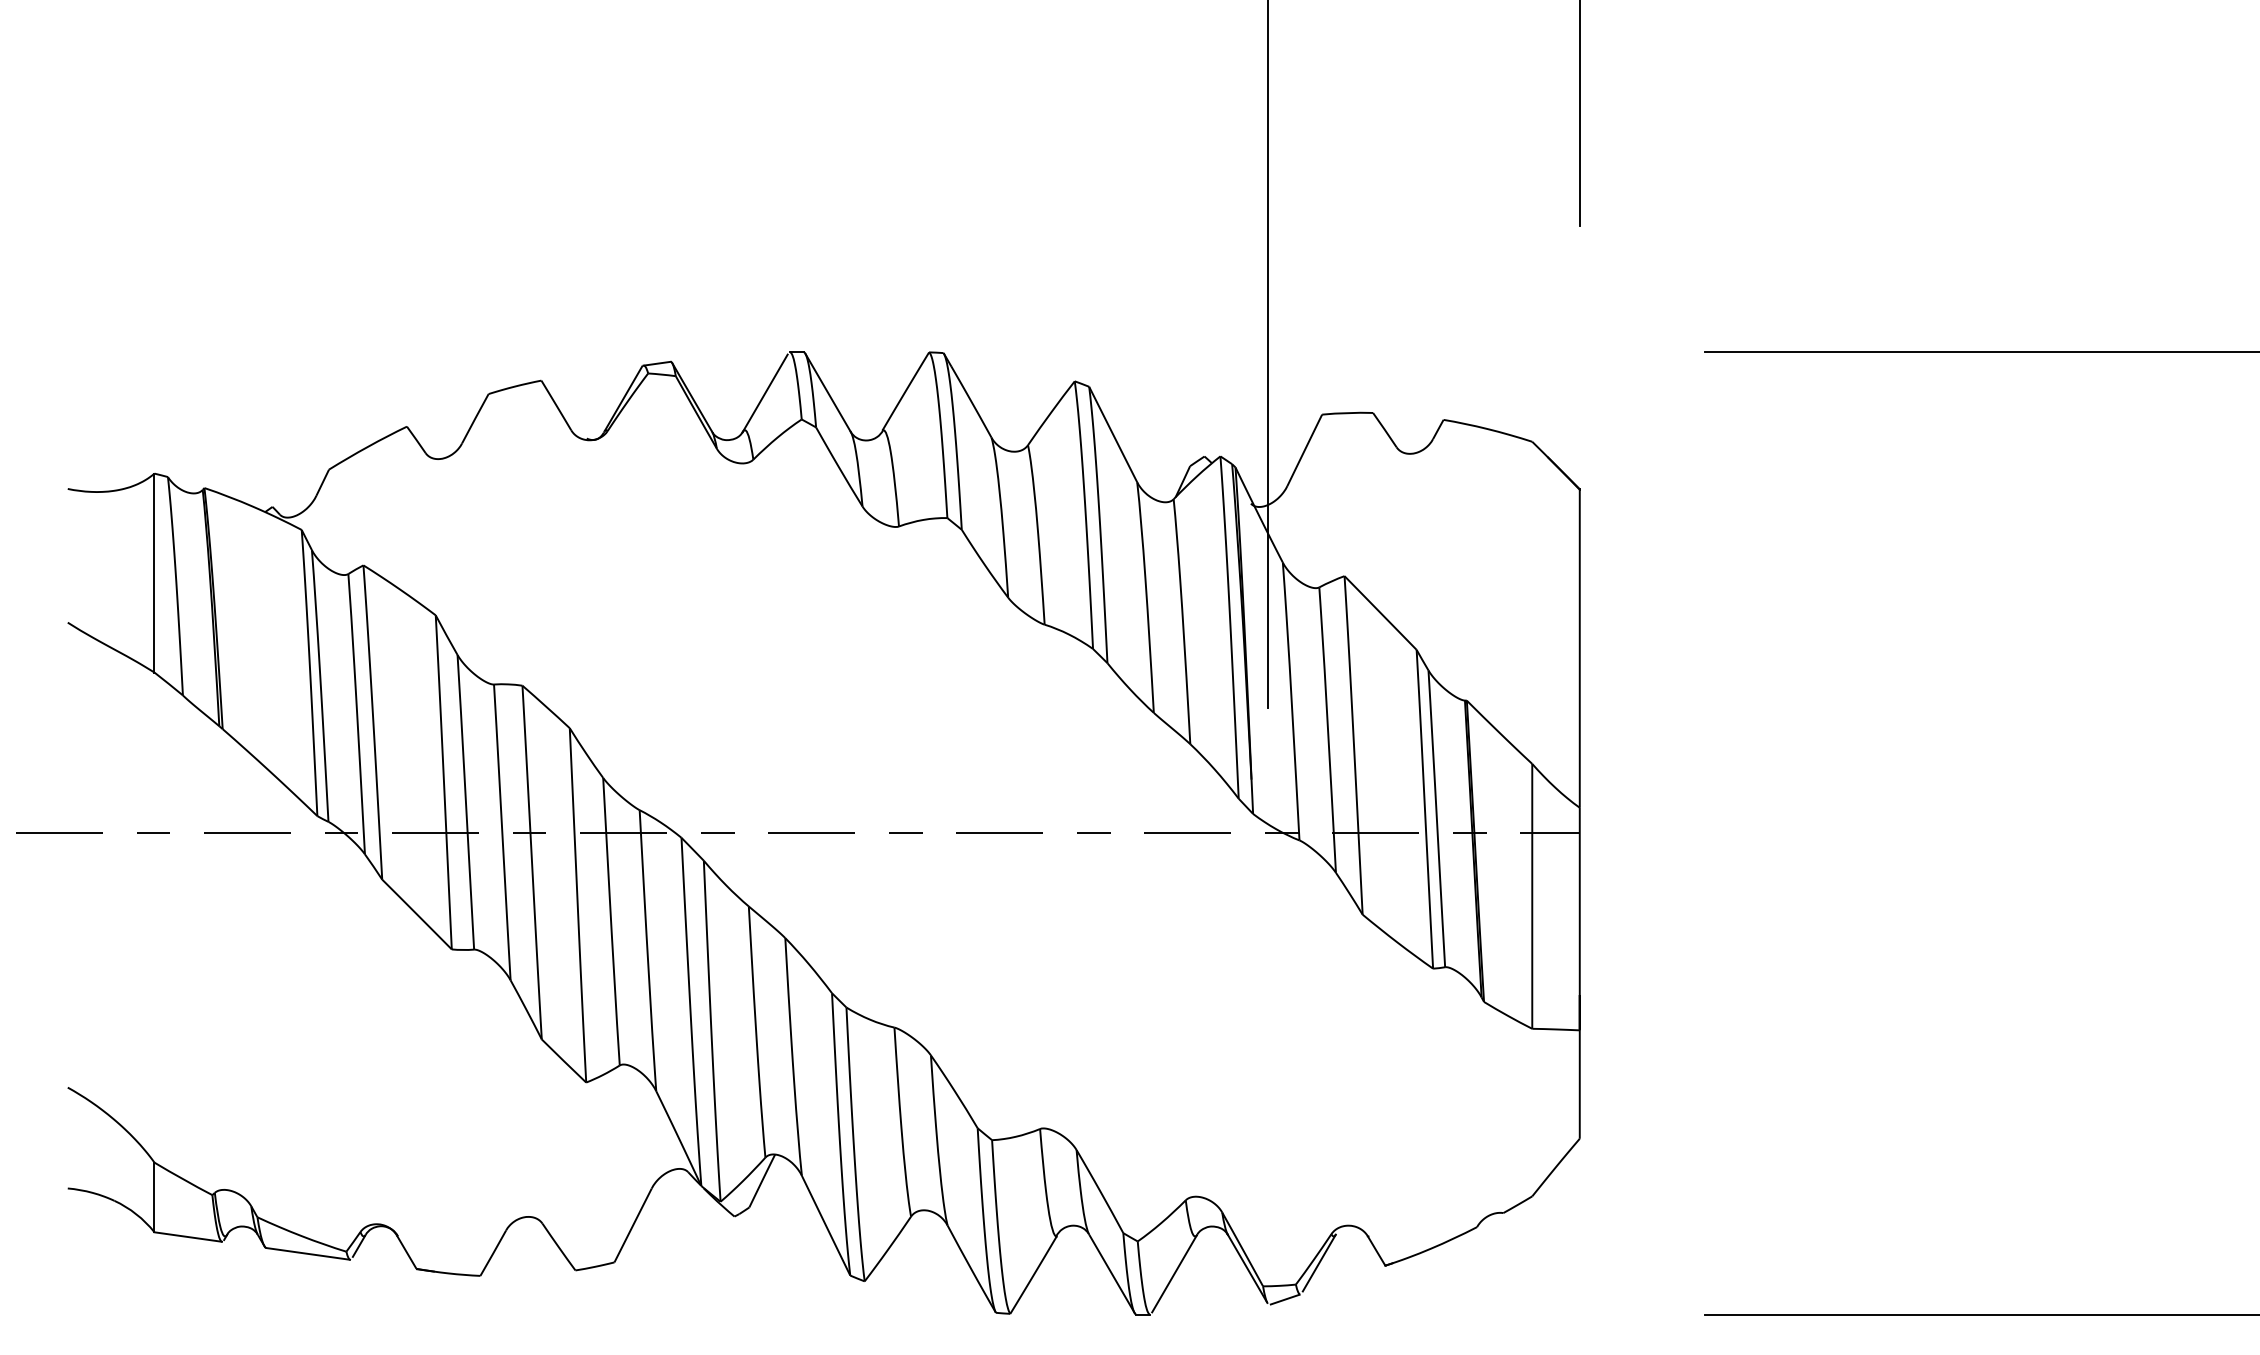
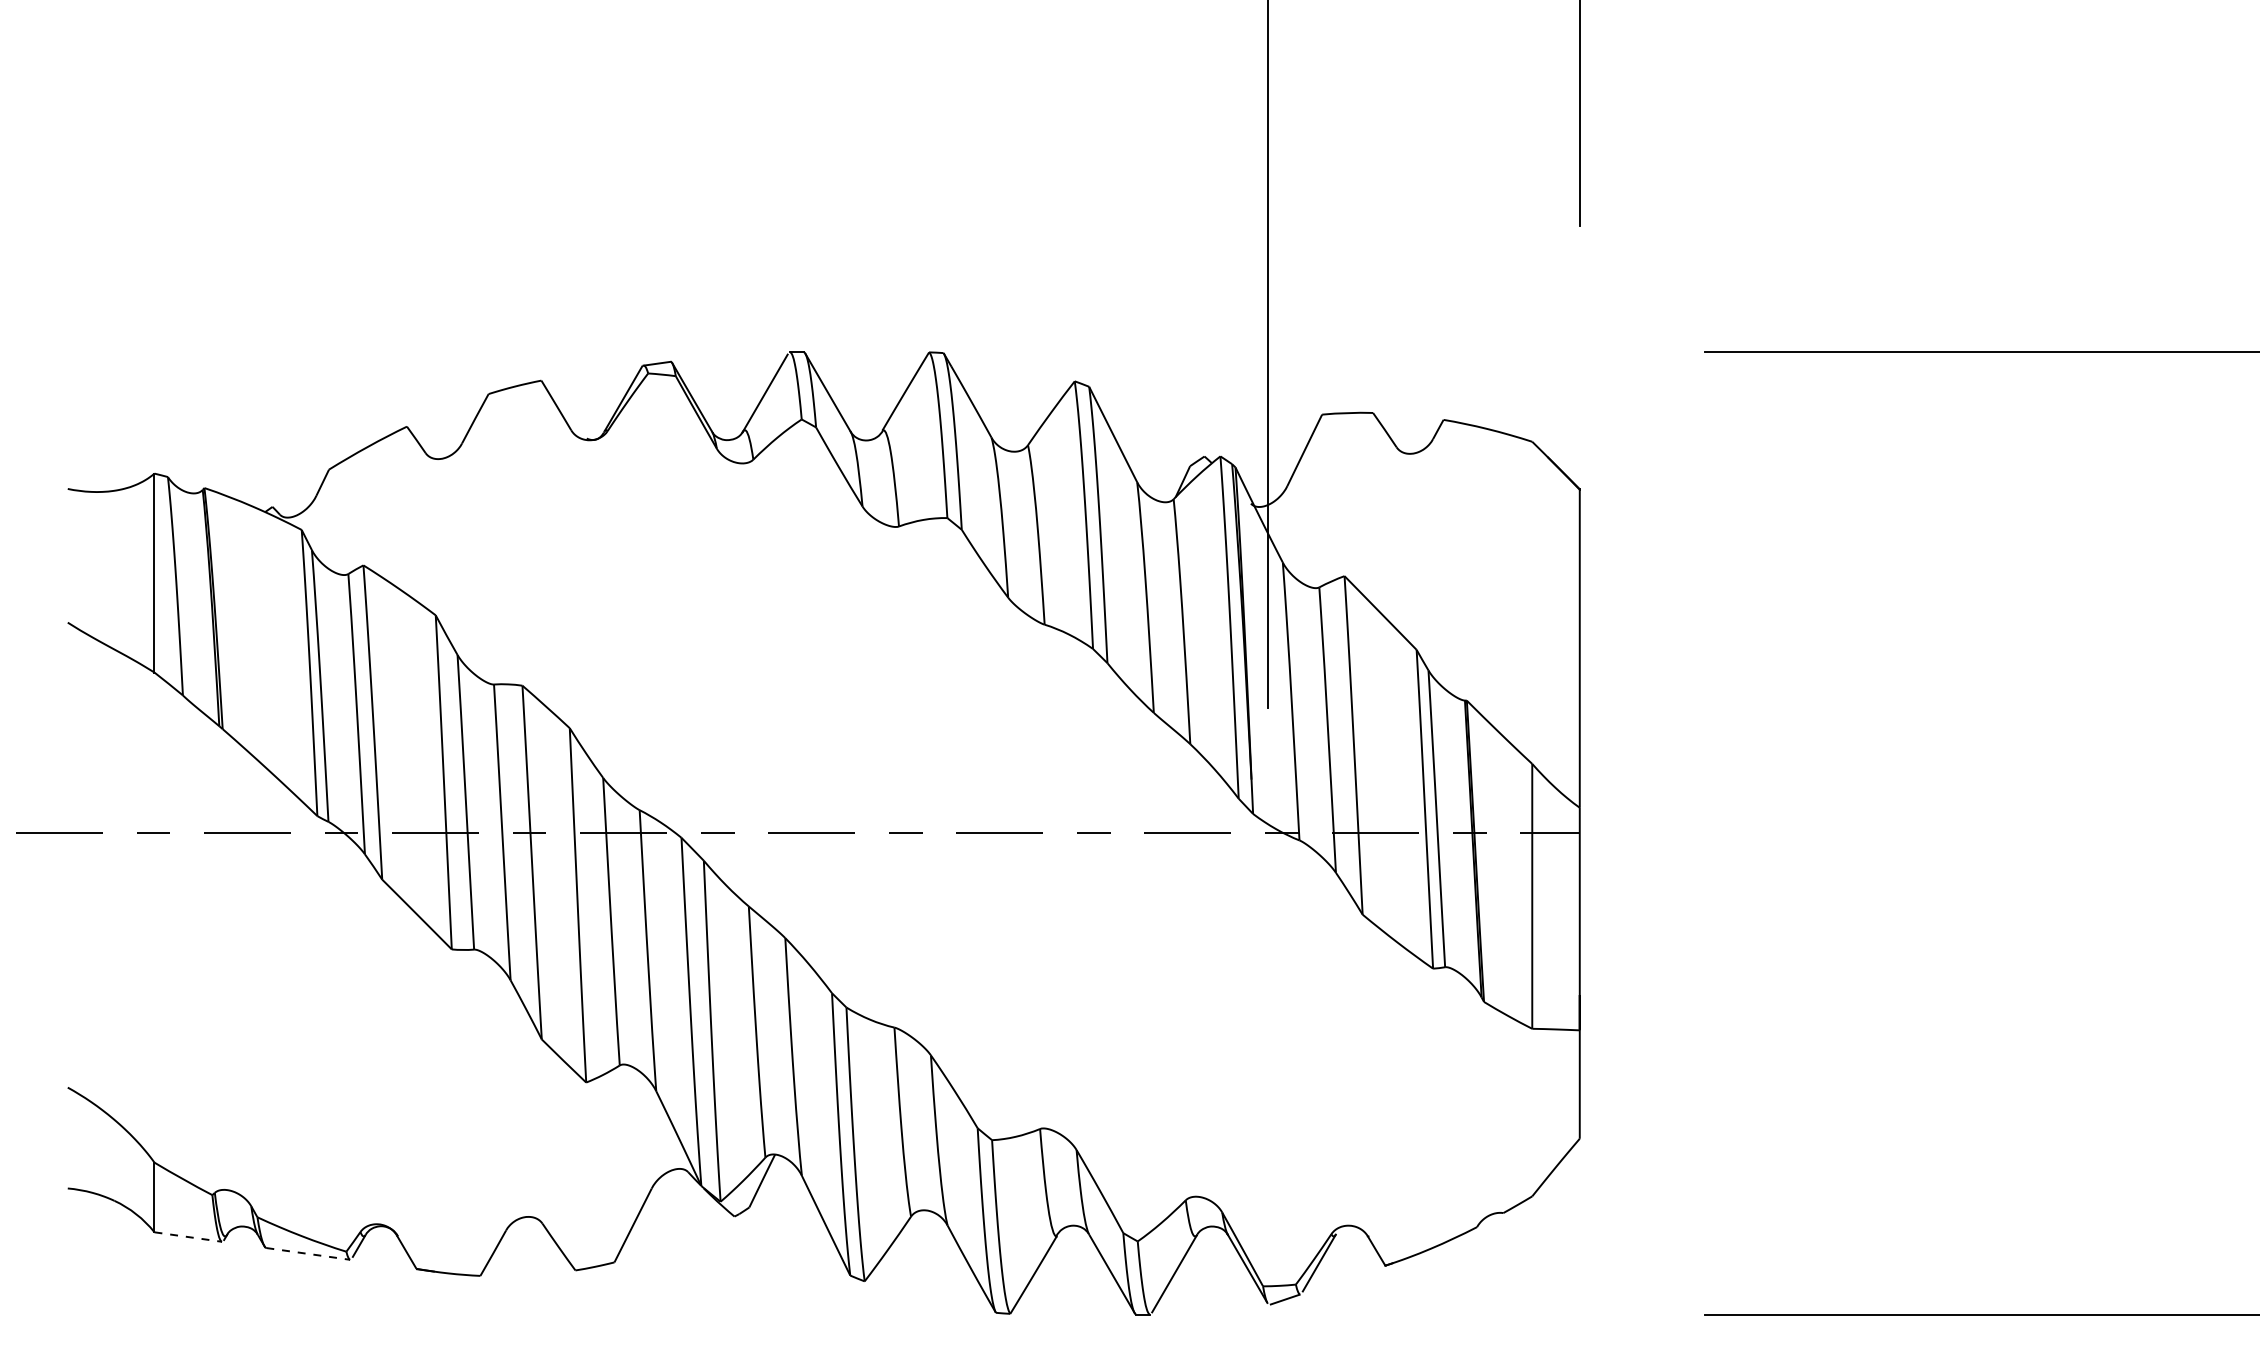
line: solid -> dashed (188, 1237)
line: solid -> dashed (308, 1253)
